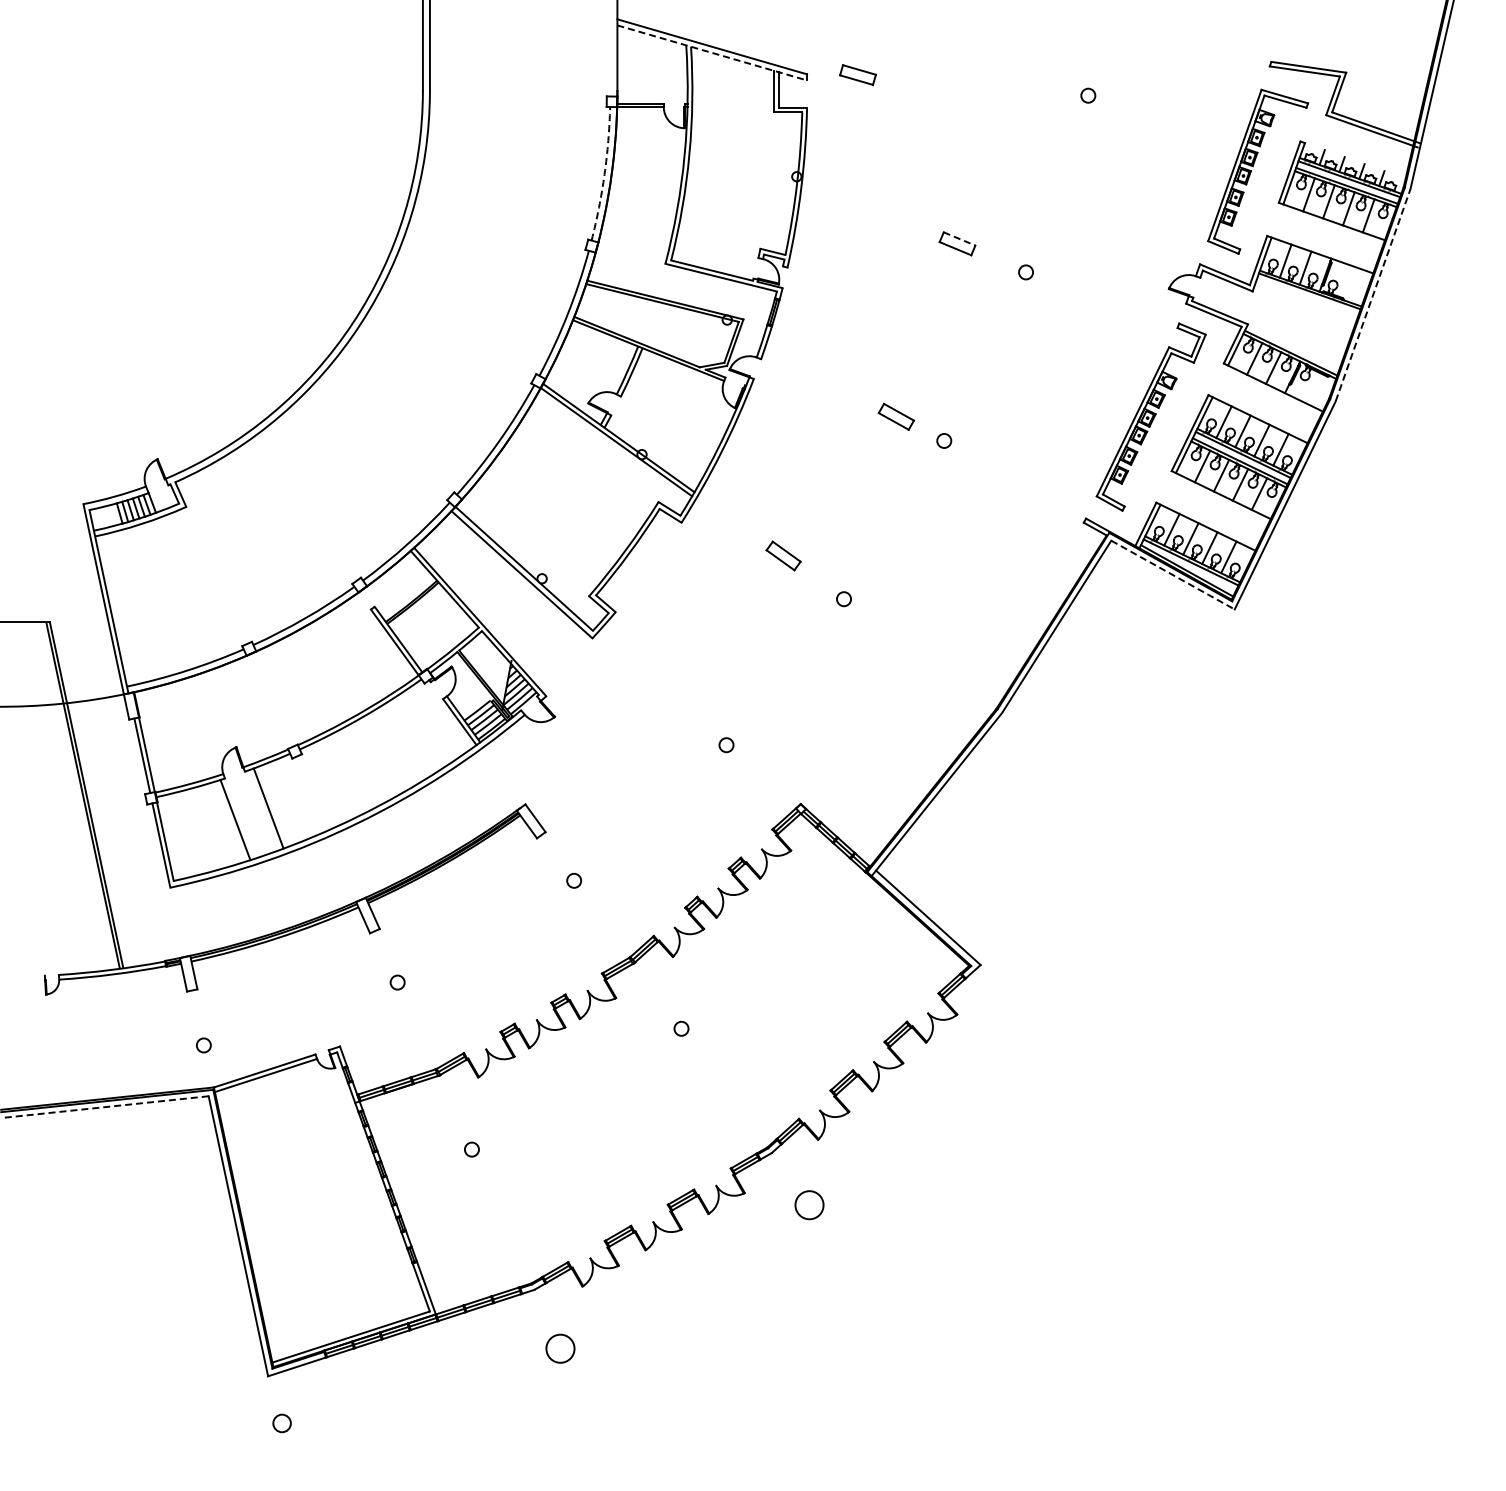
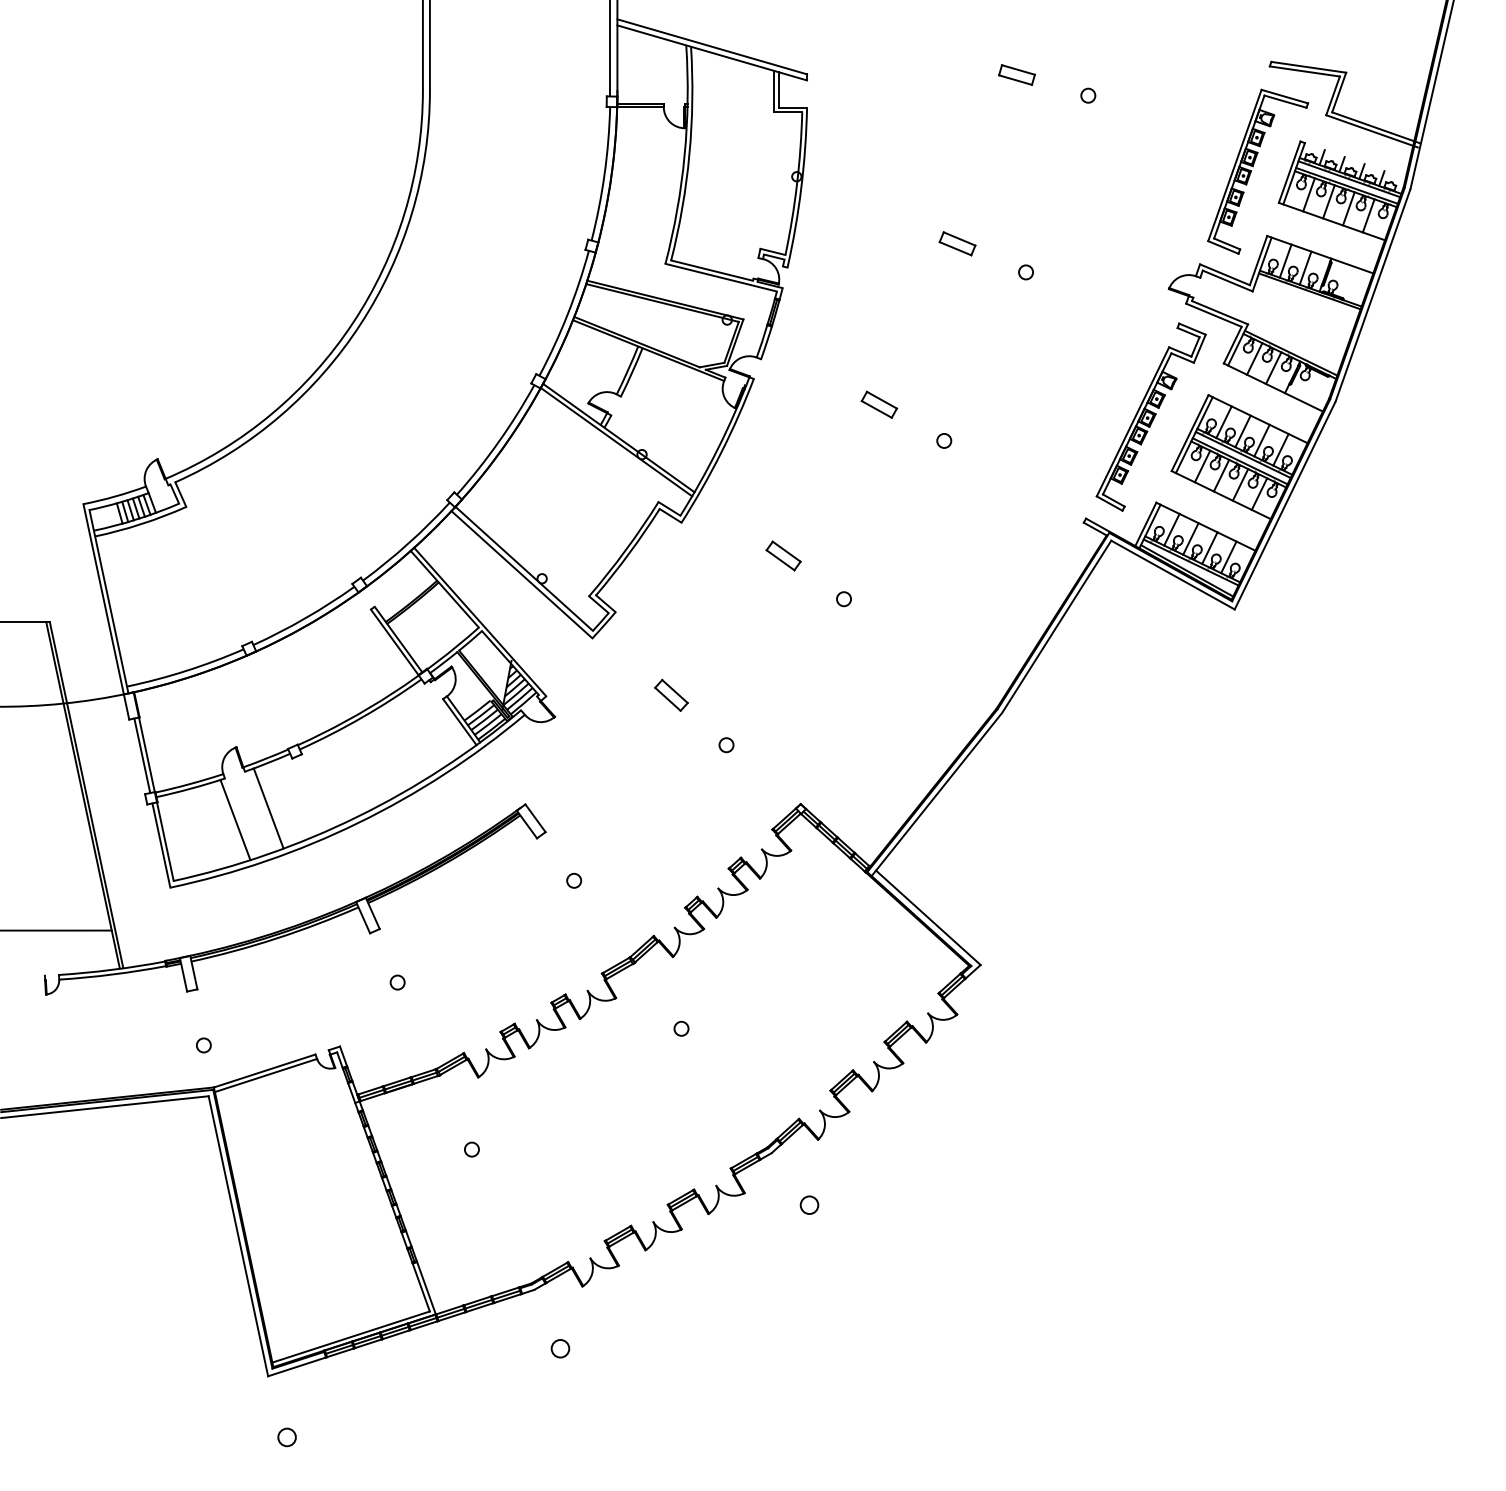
line: none -> present (610, 49)
line: dashed -> solid (712, 52)
part position: (857, 74) -> (1016, 74) (1016, 74)
arc: dashed -> solid (604, 174)
line: dashed -> solid (960, 239)
line: dashed -> solid (1373, 294)
part position: (896, 416) -> (879, 404) (879, 404)
line: dashed -> solid (1173, 575)
part: none -> present (671, 694)
line: none -> present (56, 930)
line: dashed -> solid (104, 1107)
circle diameter: 28 px -> 18 px (809, 1205)
circle diameter: 28 px -> 18 px (560, 1348)
circle position: (281, 1423) -> (286, 1437) (286, 1437)
